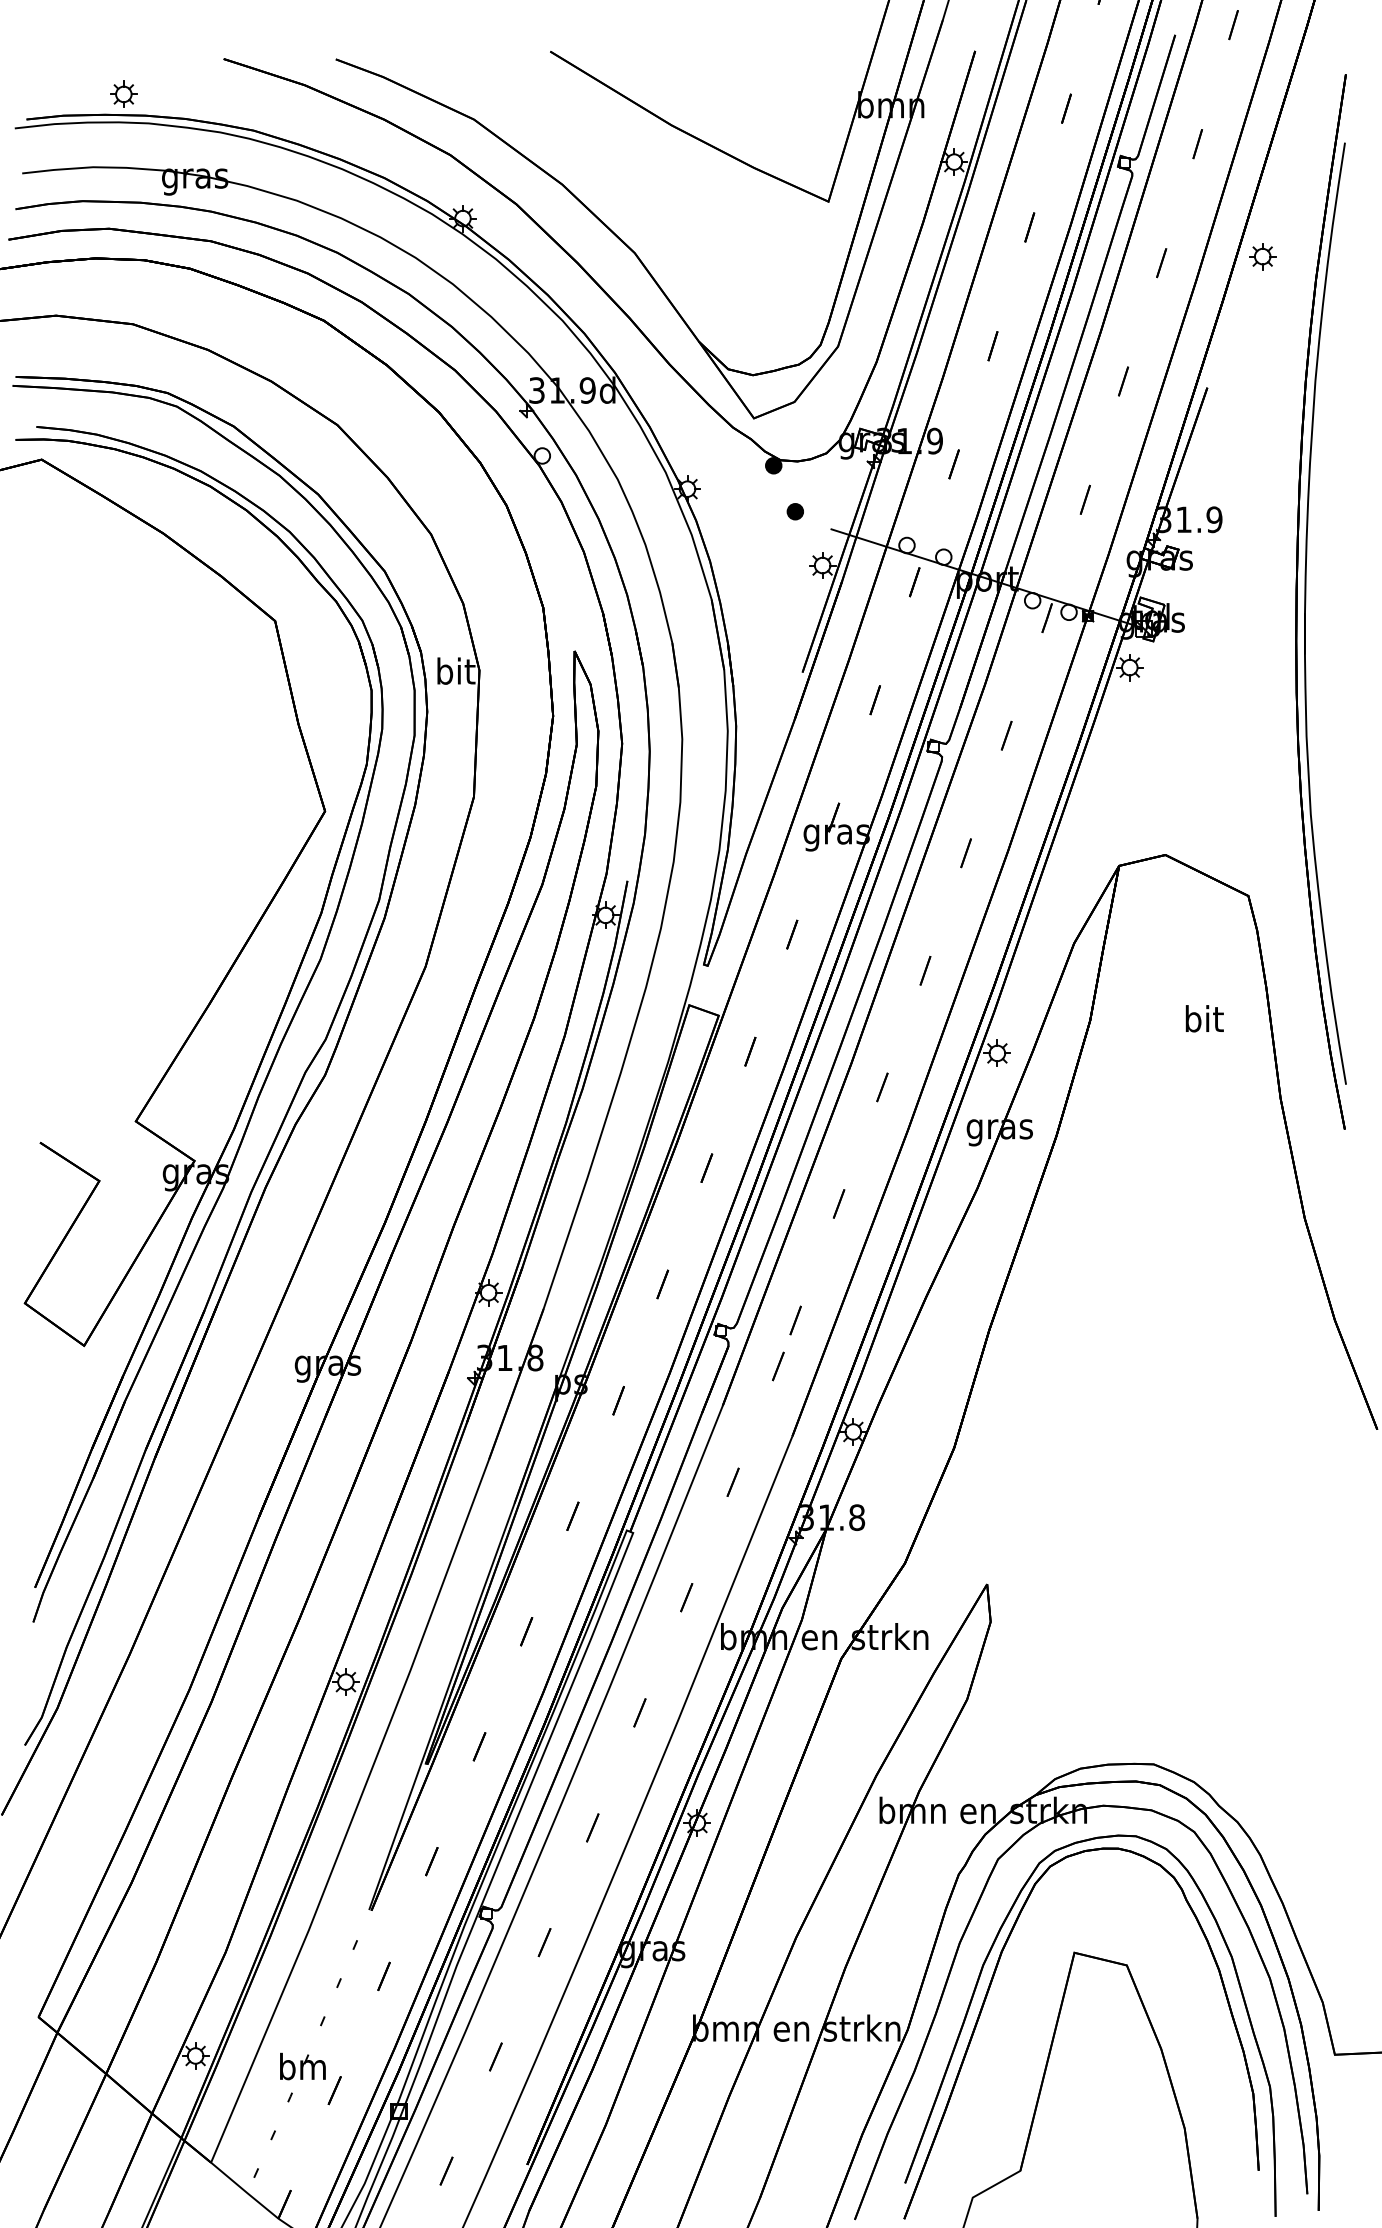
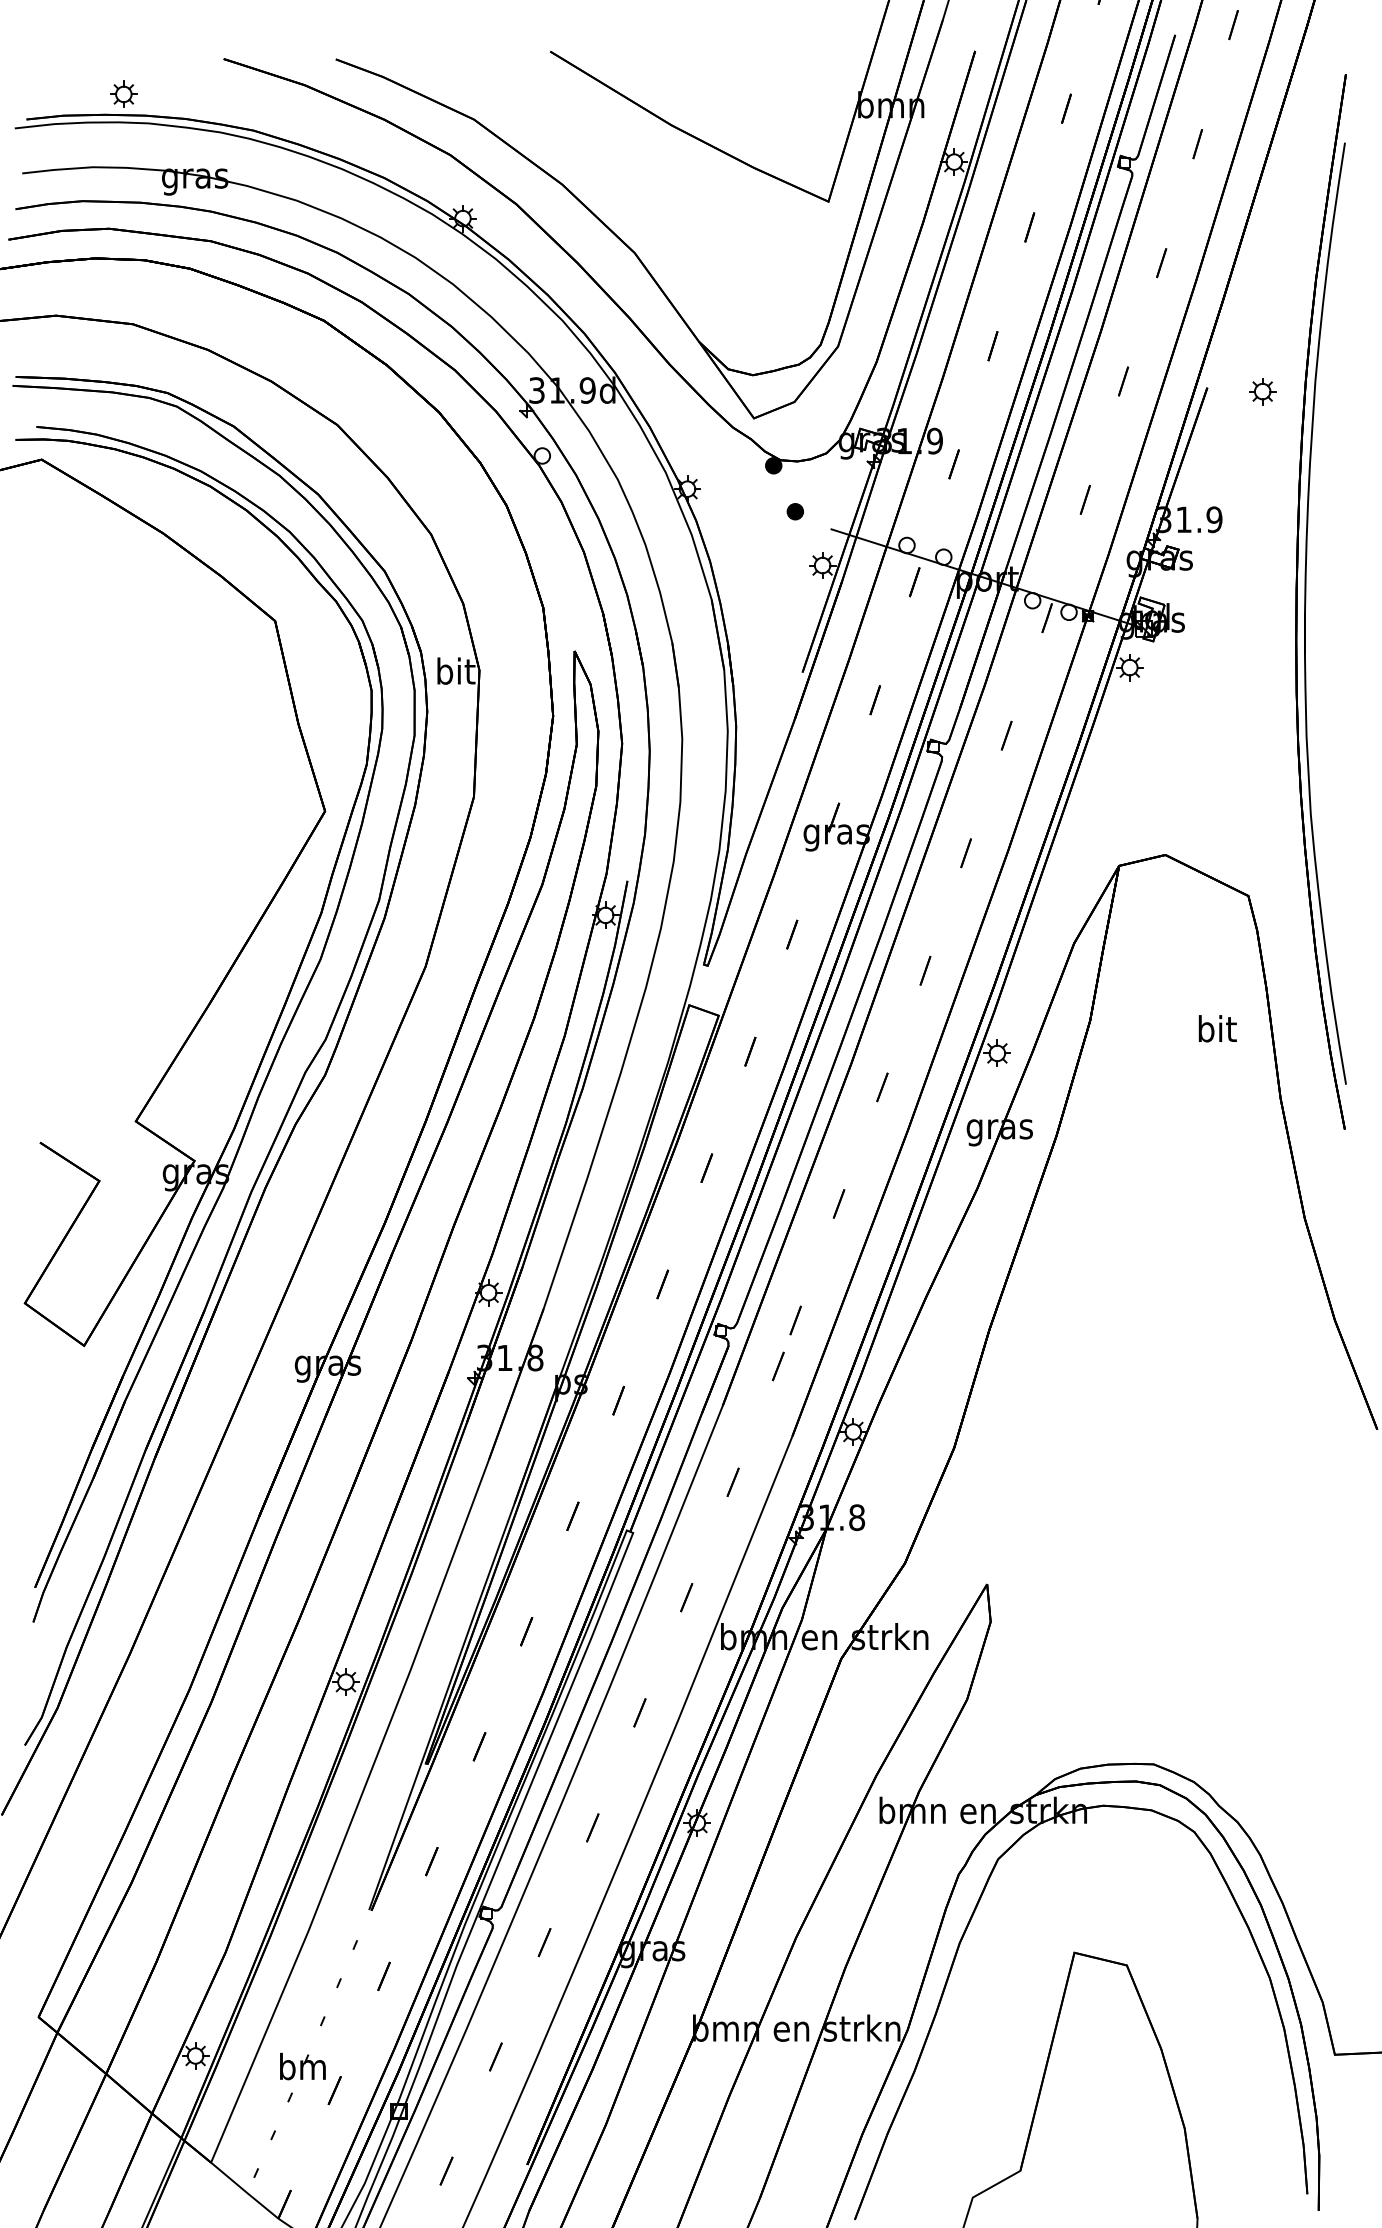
part position: (1262, 256) -> (1262, 391) (1262, 391)
text position: (1204, 1018) -> (1217, 1028) (1217, 1028)
part: present -> none (988, 1993)
